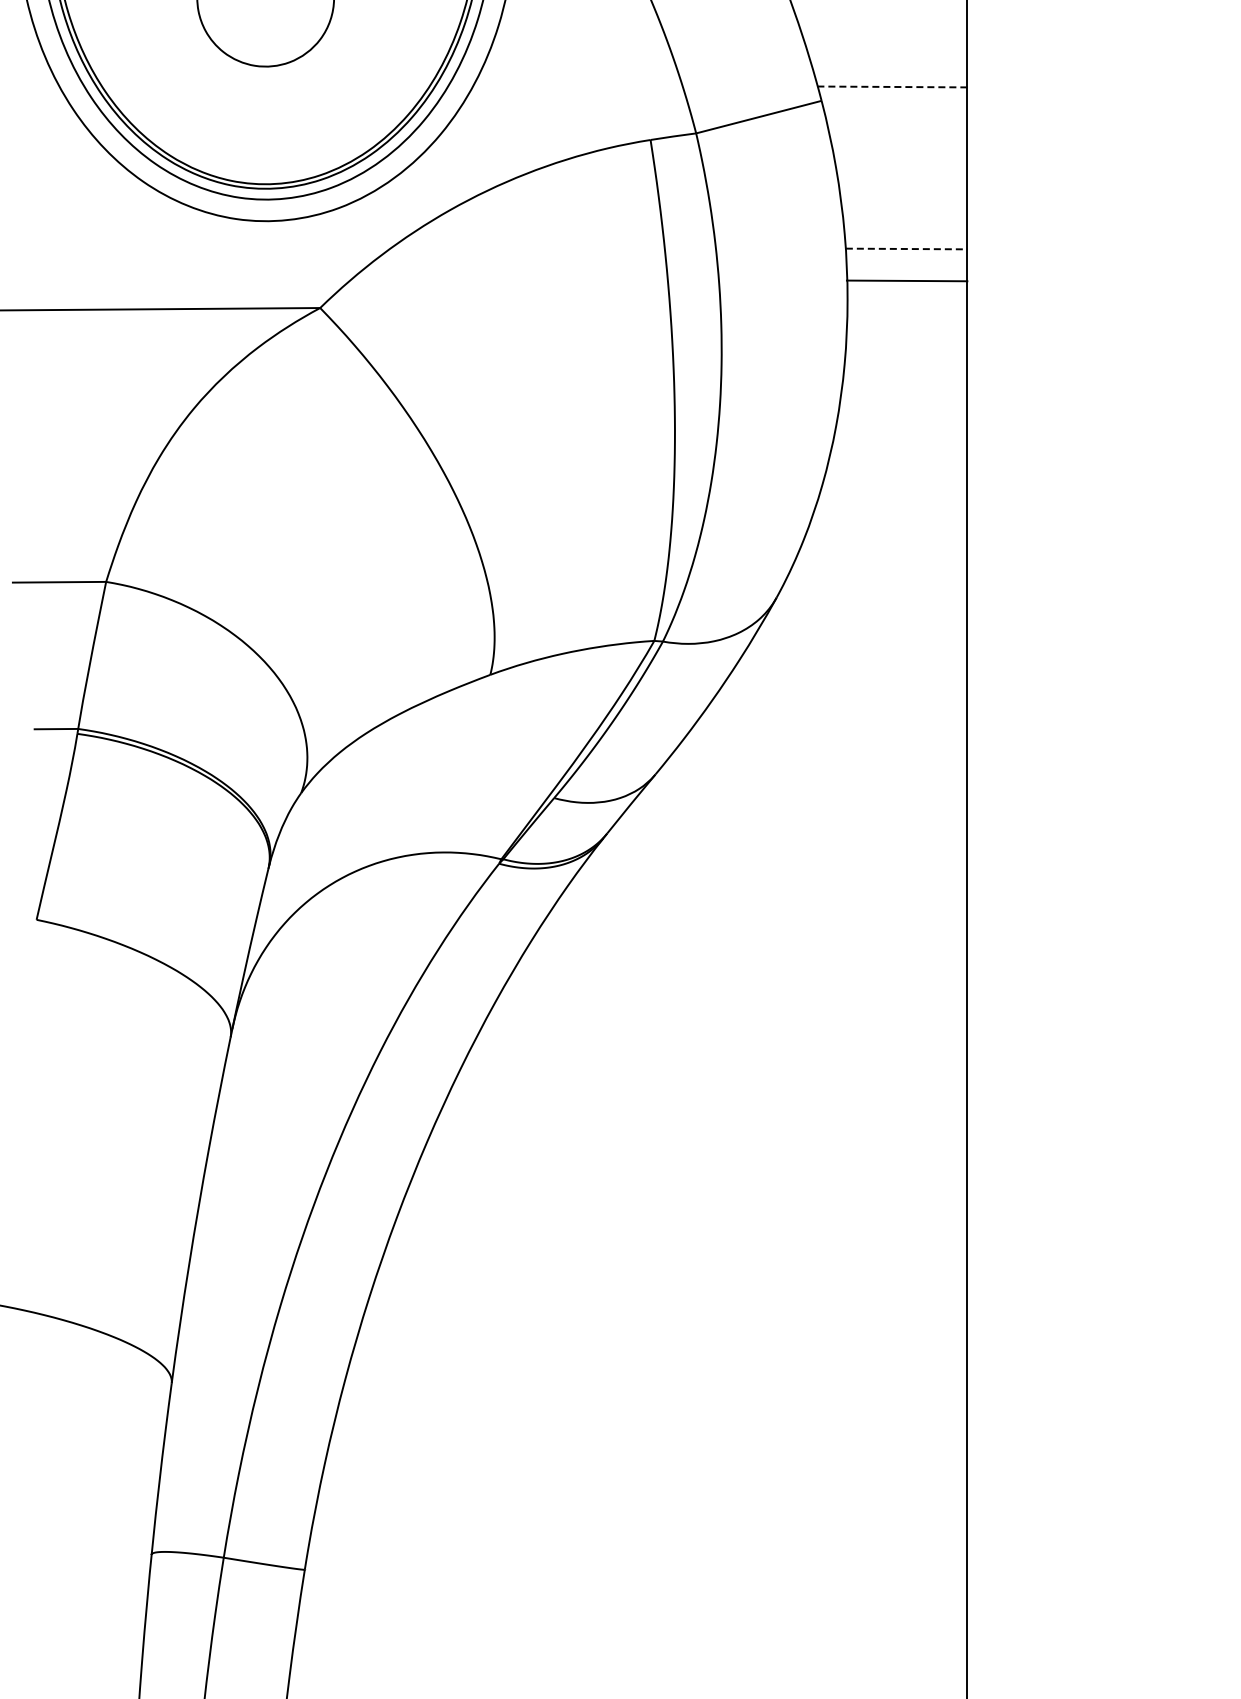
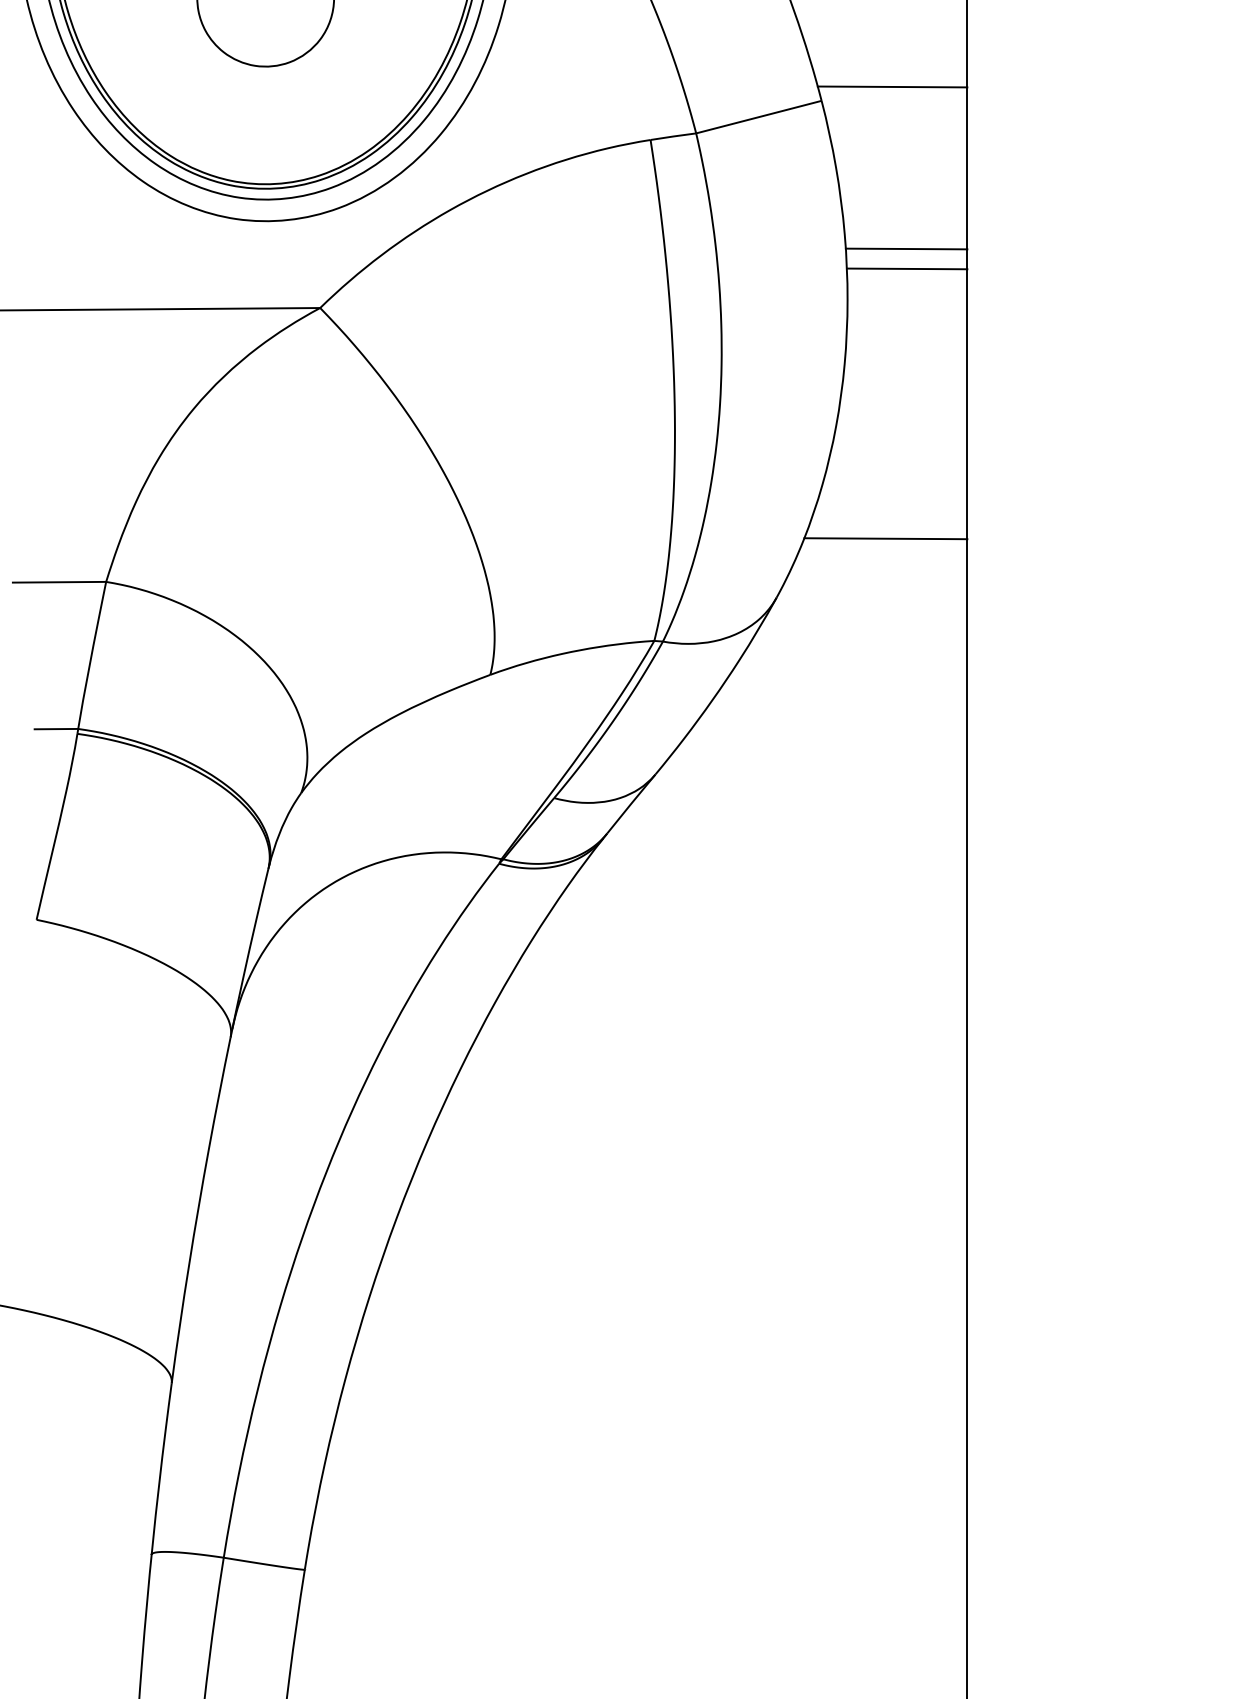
line: dashed -> solid (892, 86)
line: dashed -> solid (906, 249)
line position: (906, 280) -> (906, 268) (906, 268)
line: none -> present (885, 538)
